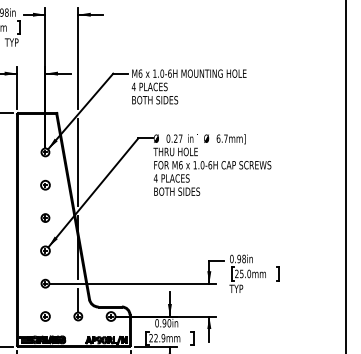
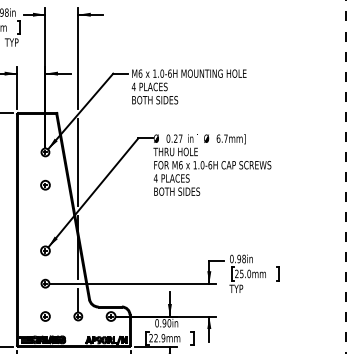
line: solid -> dashed (345, 176)
part: present -> none (45, 217)
